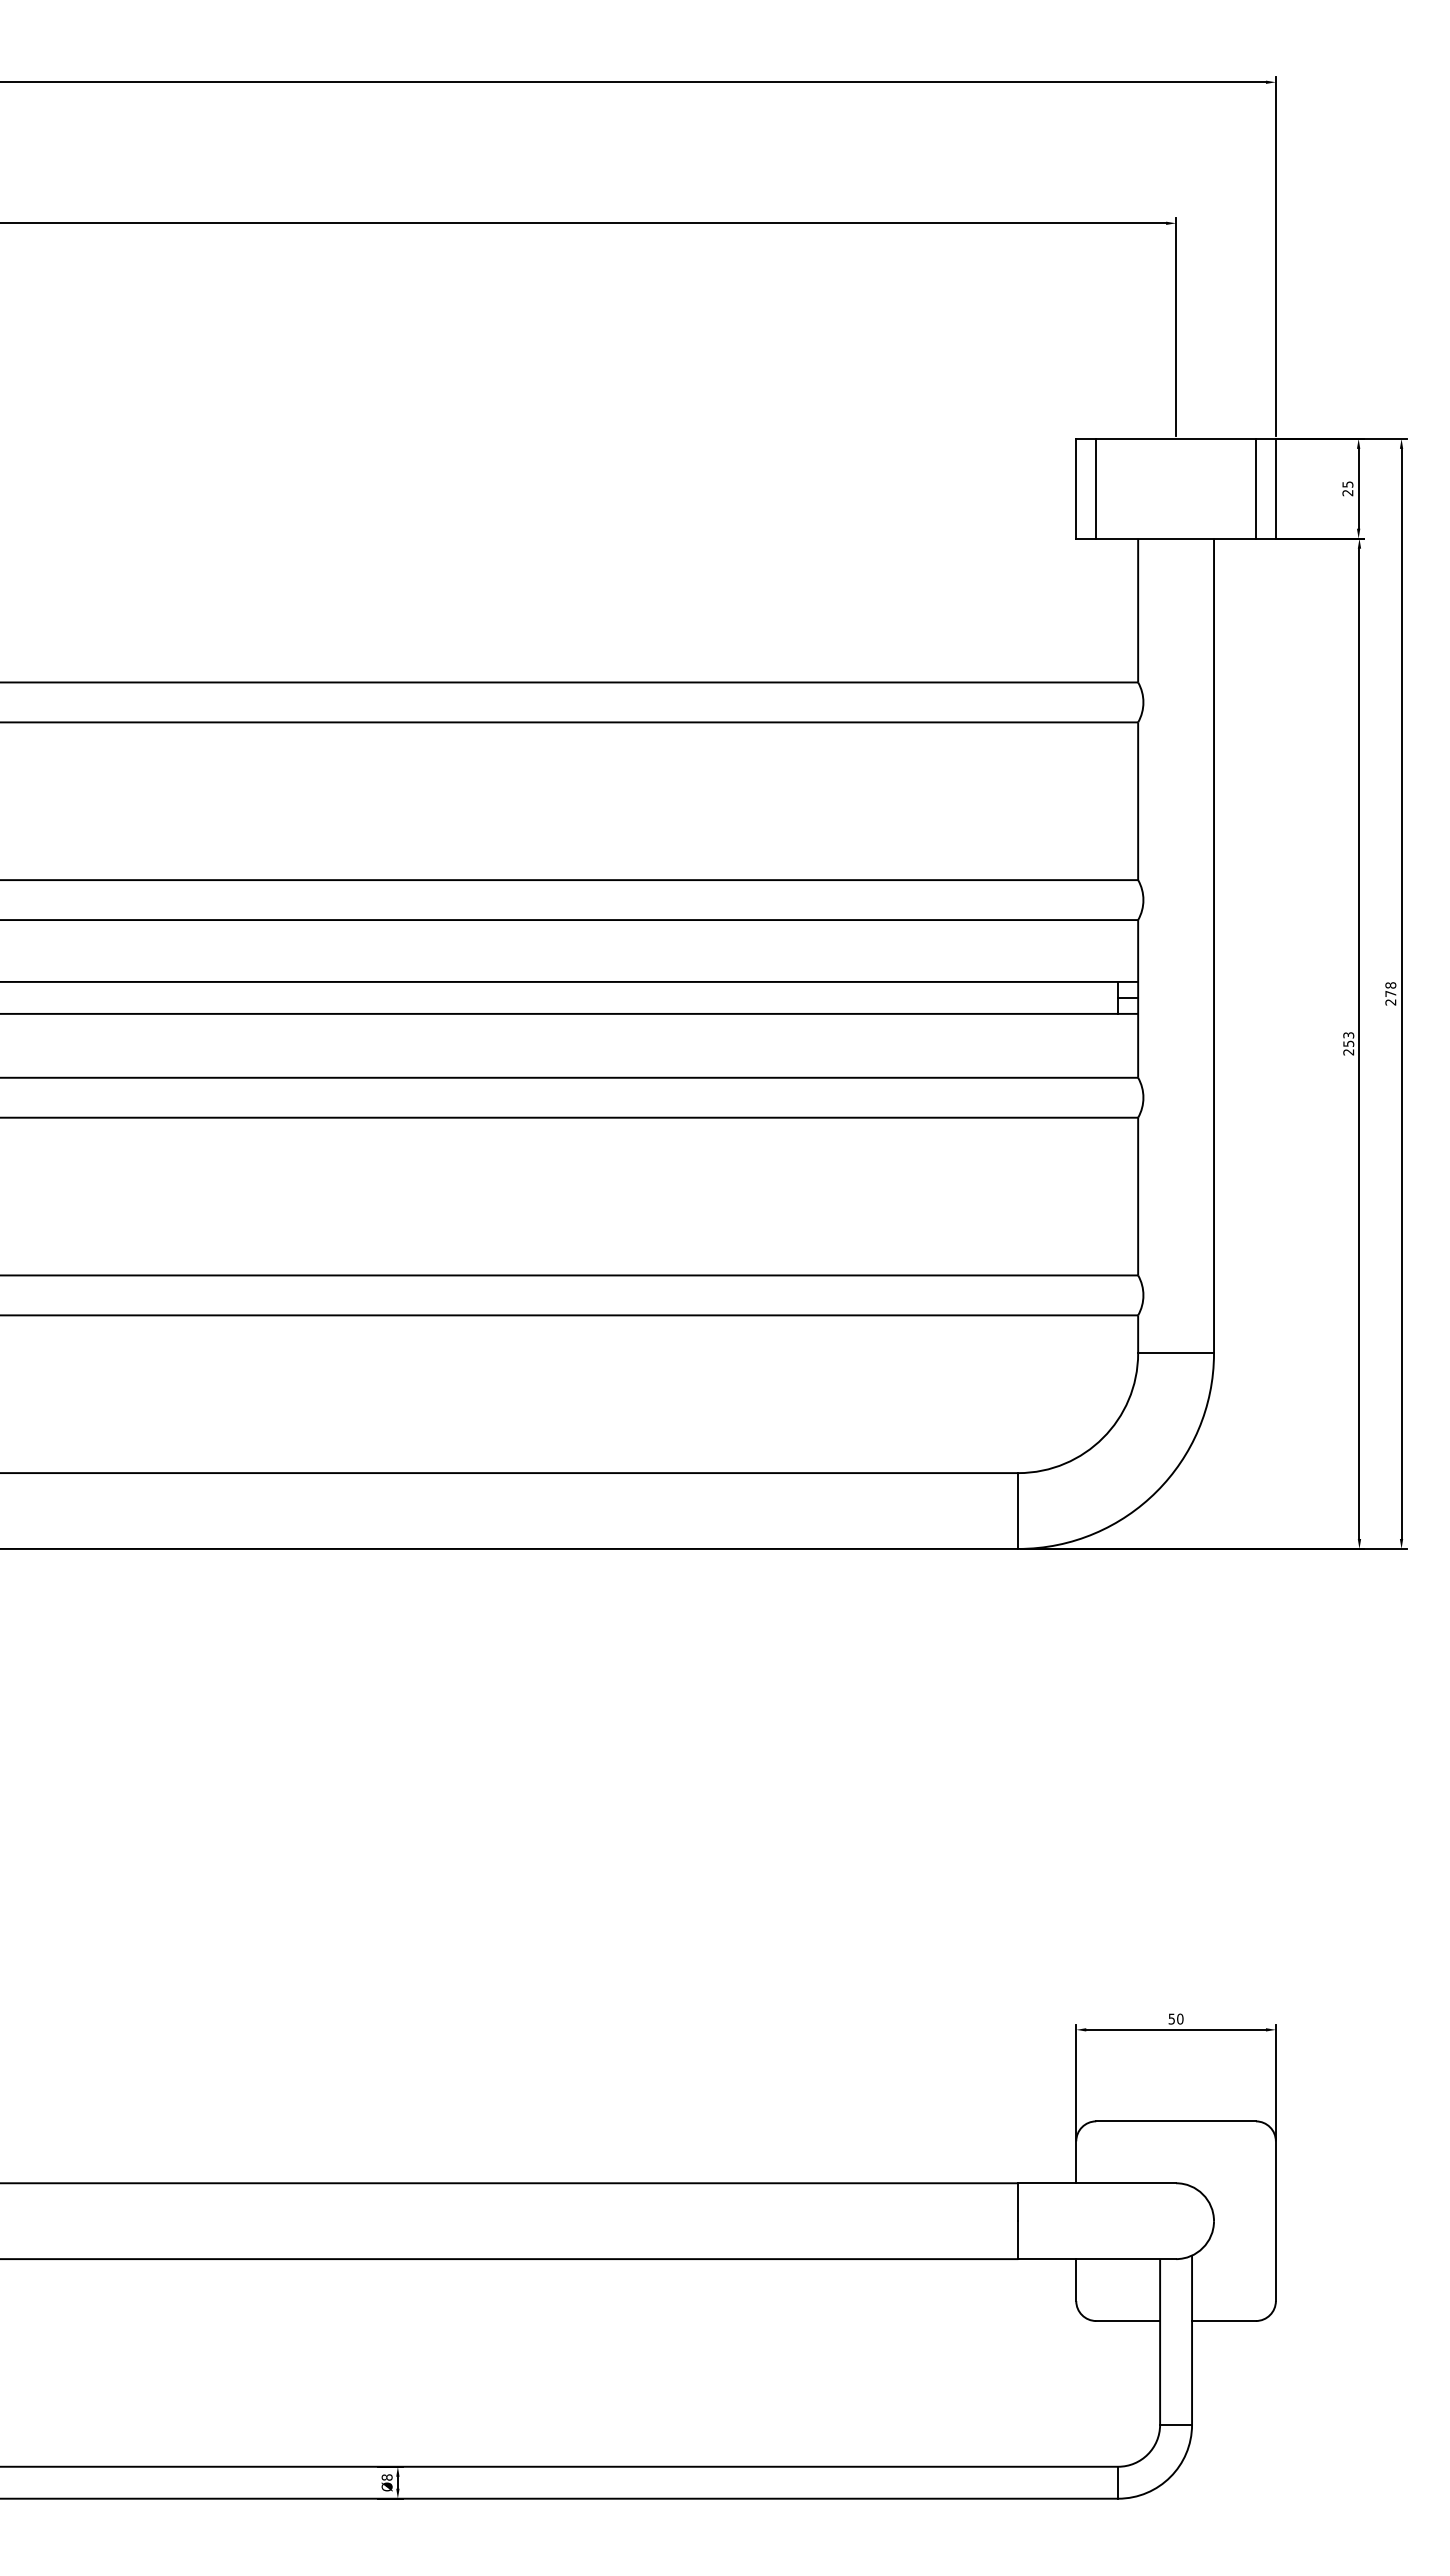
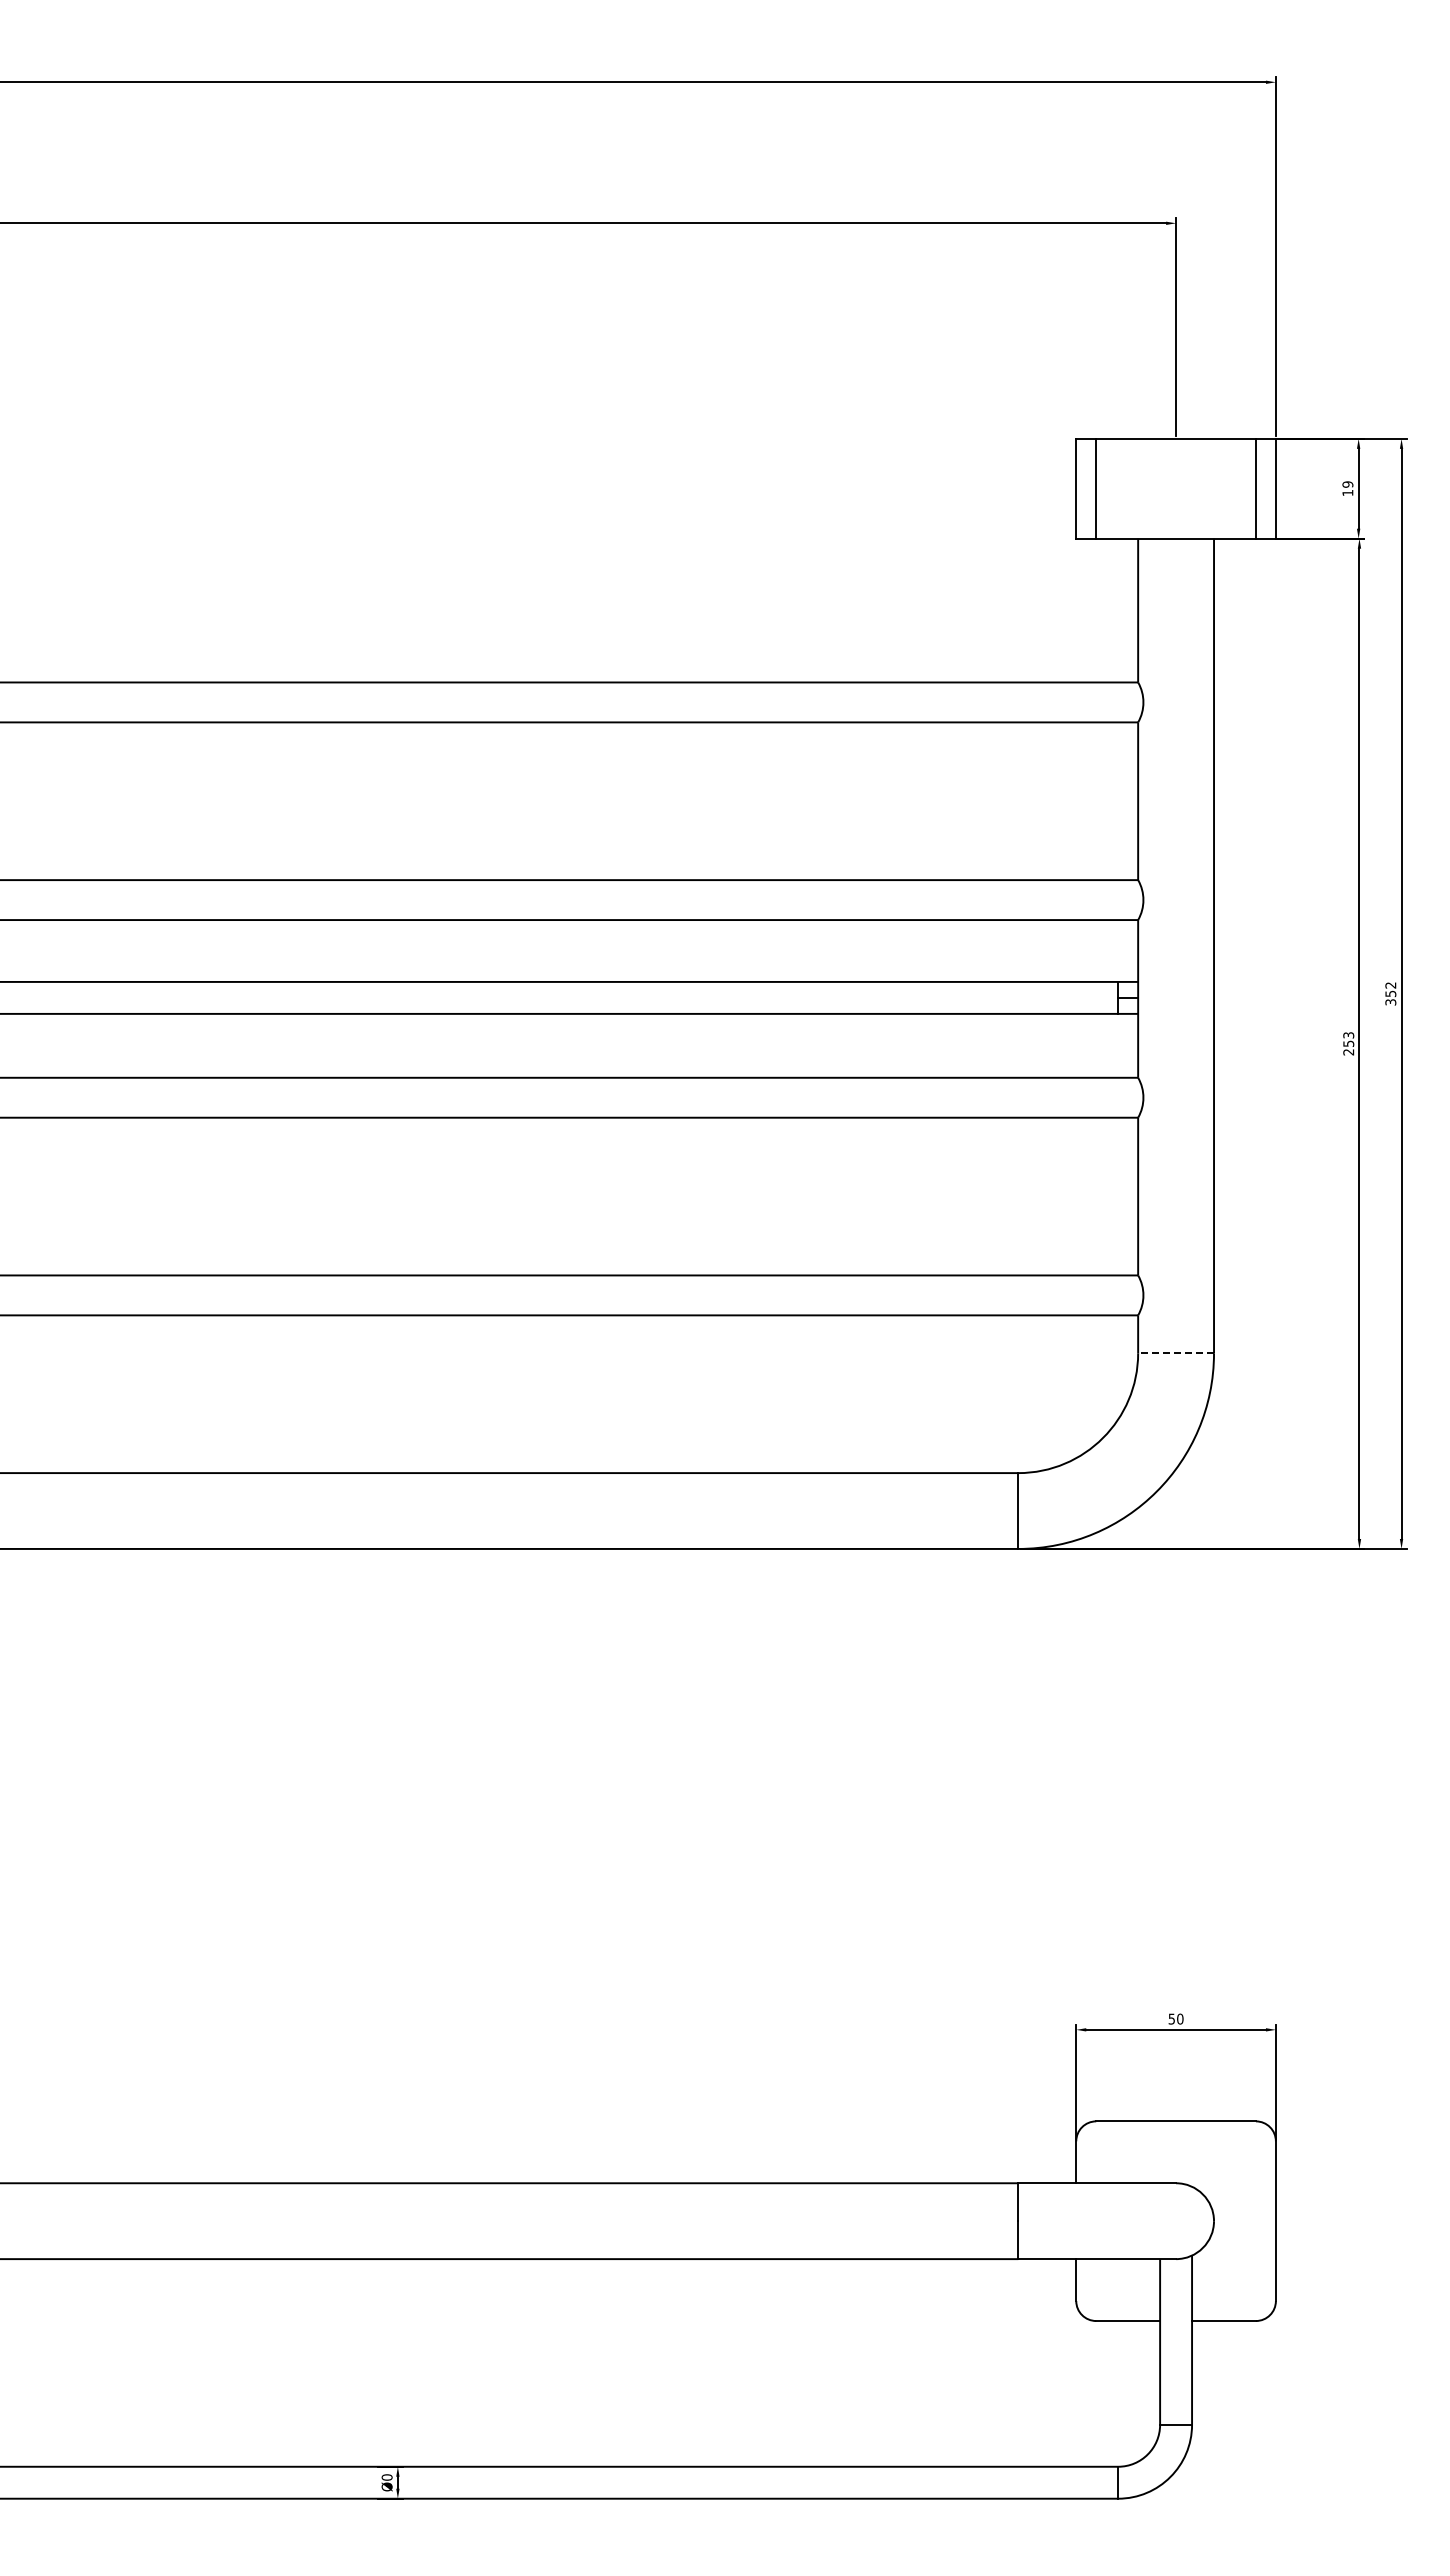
text: 25 -> 19 (1347, 488)
text: 278 -> 352 (1390, 993)
line: solid -> dashed (1176, 1353)
text: Ø8 -> Ø0 (387, 2477)
